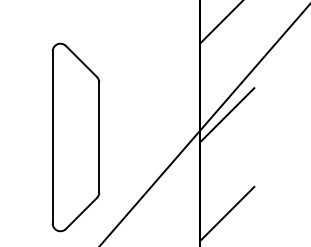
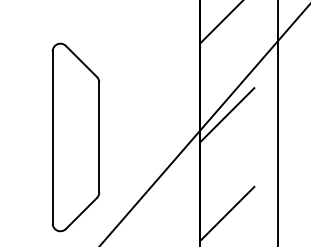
line: none -> present (277, 122)
